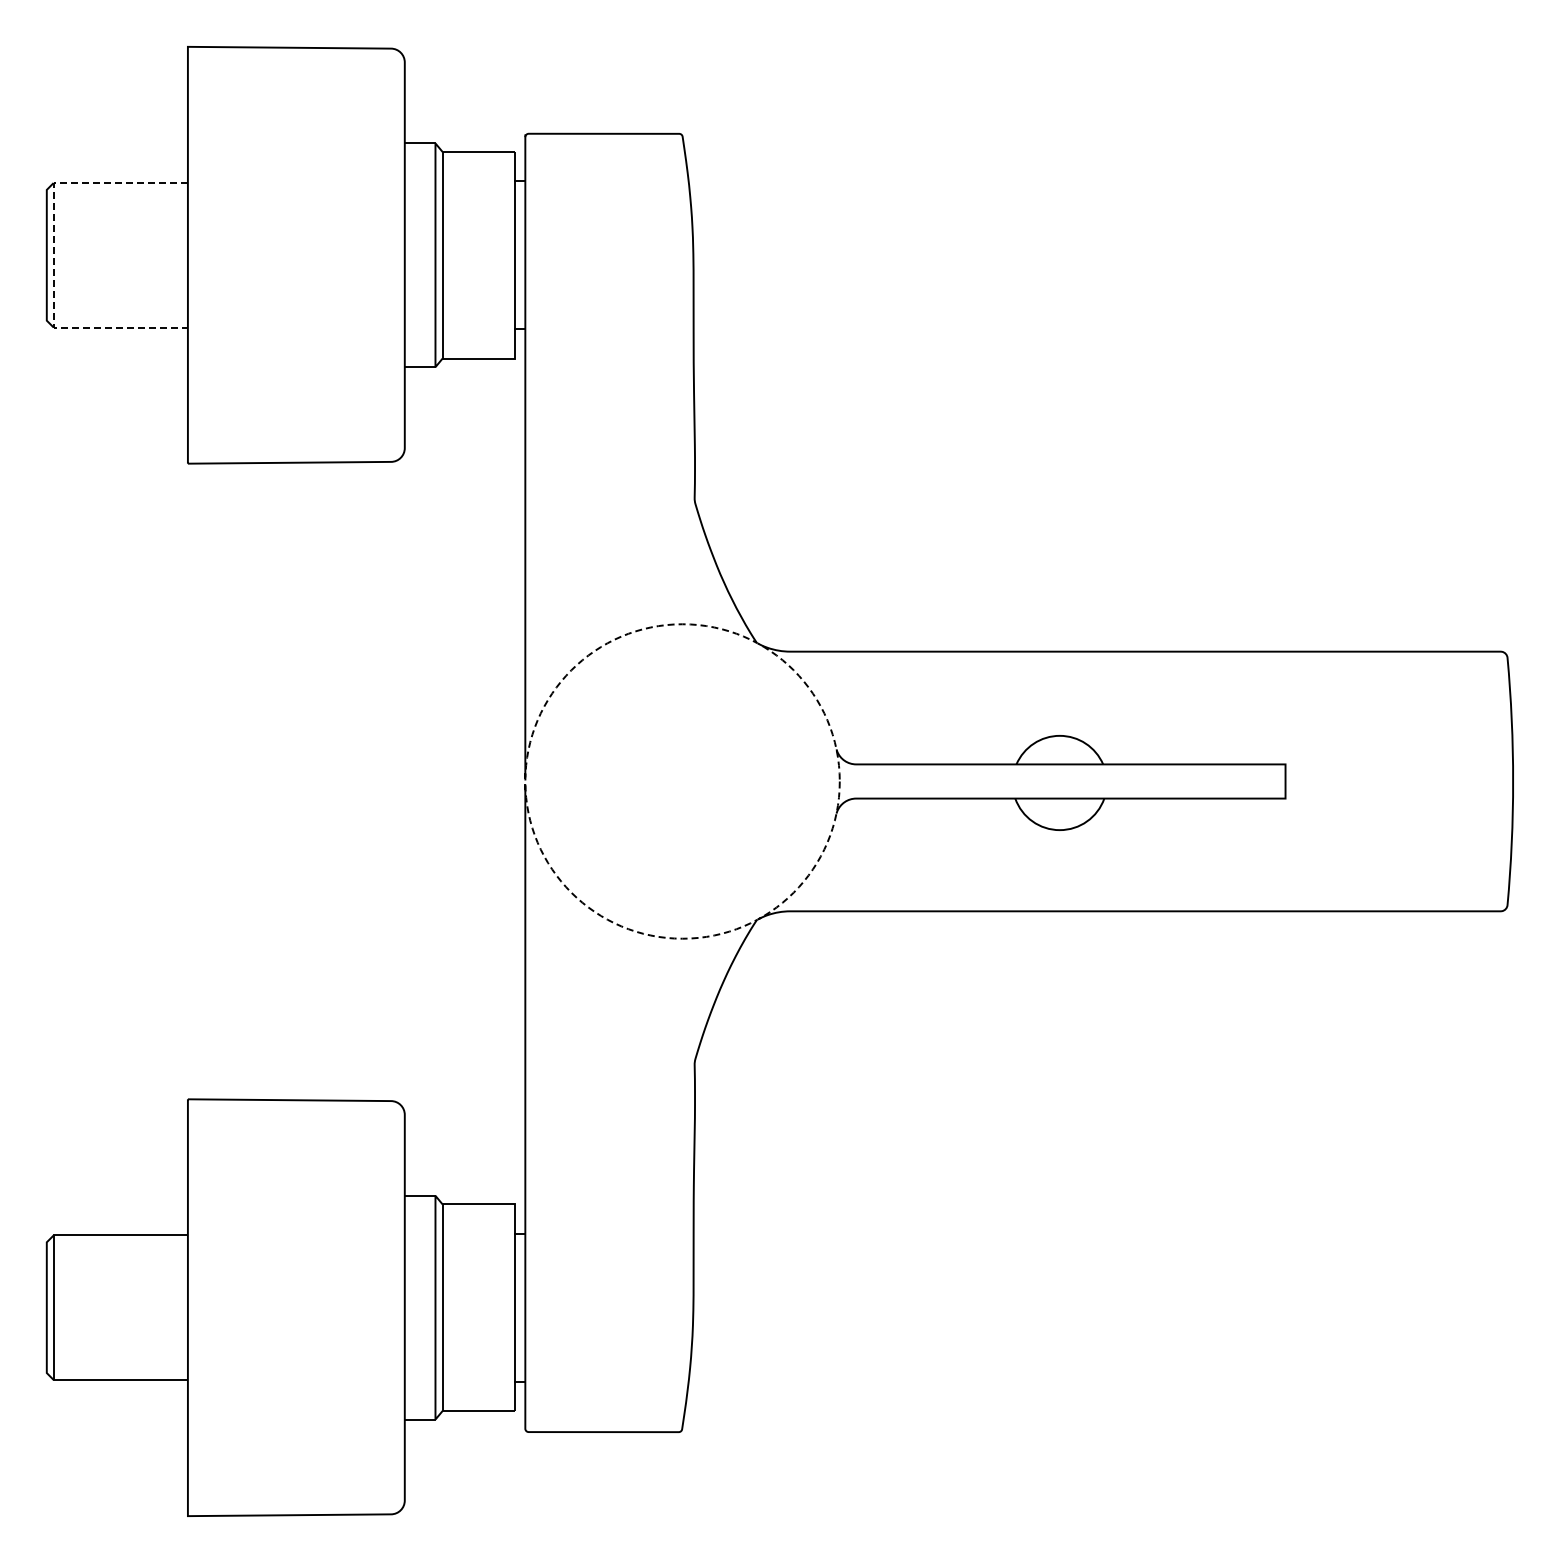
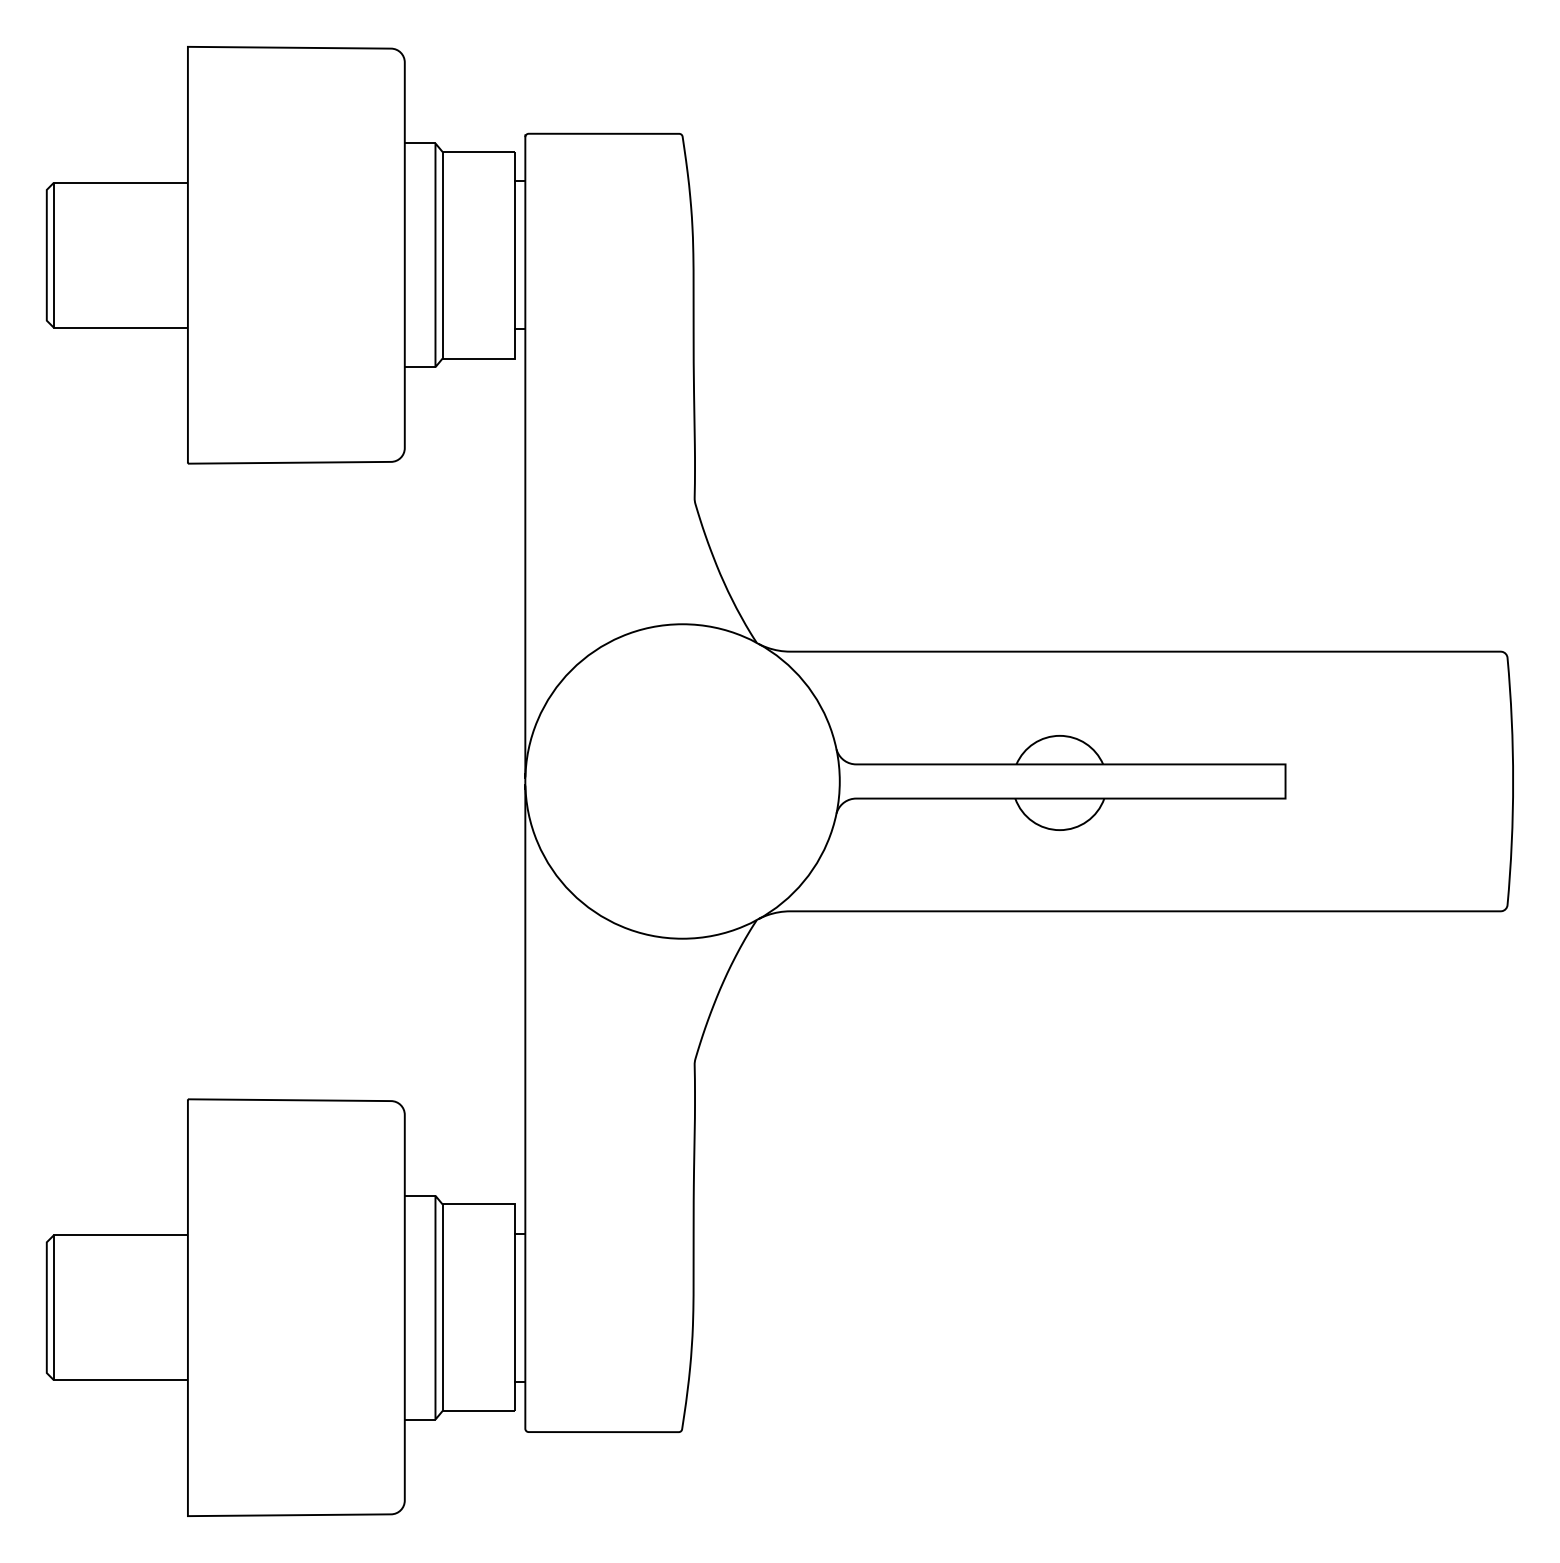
line: dashed -> solid (53, 255)
circle: dashed -> solid (682, 781)
